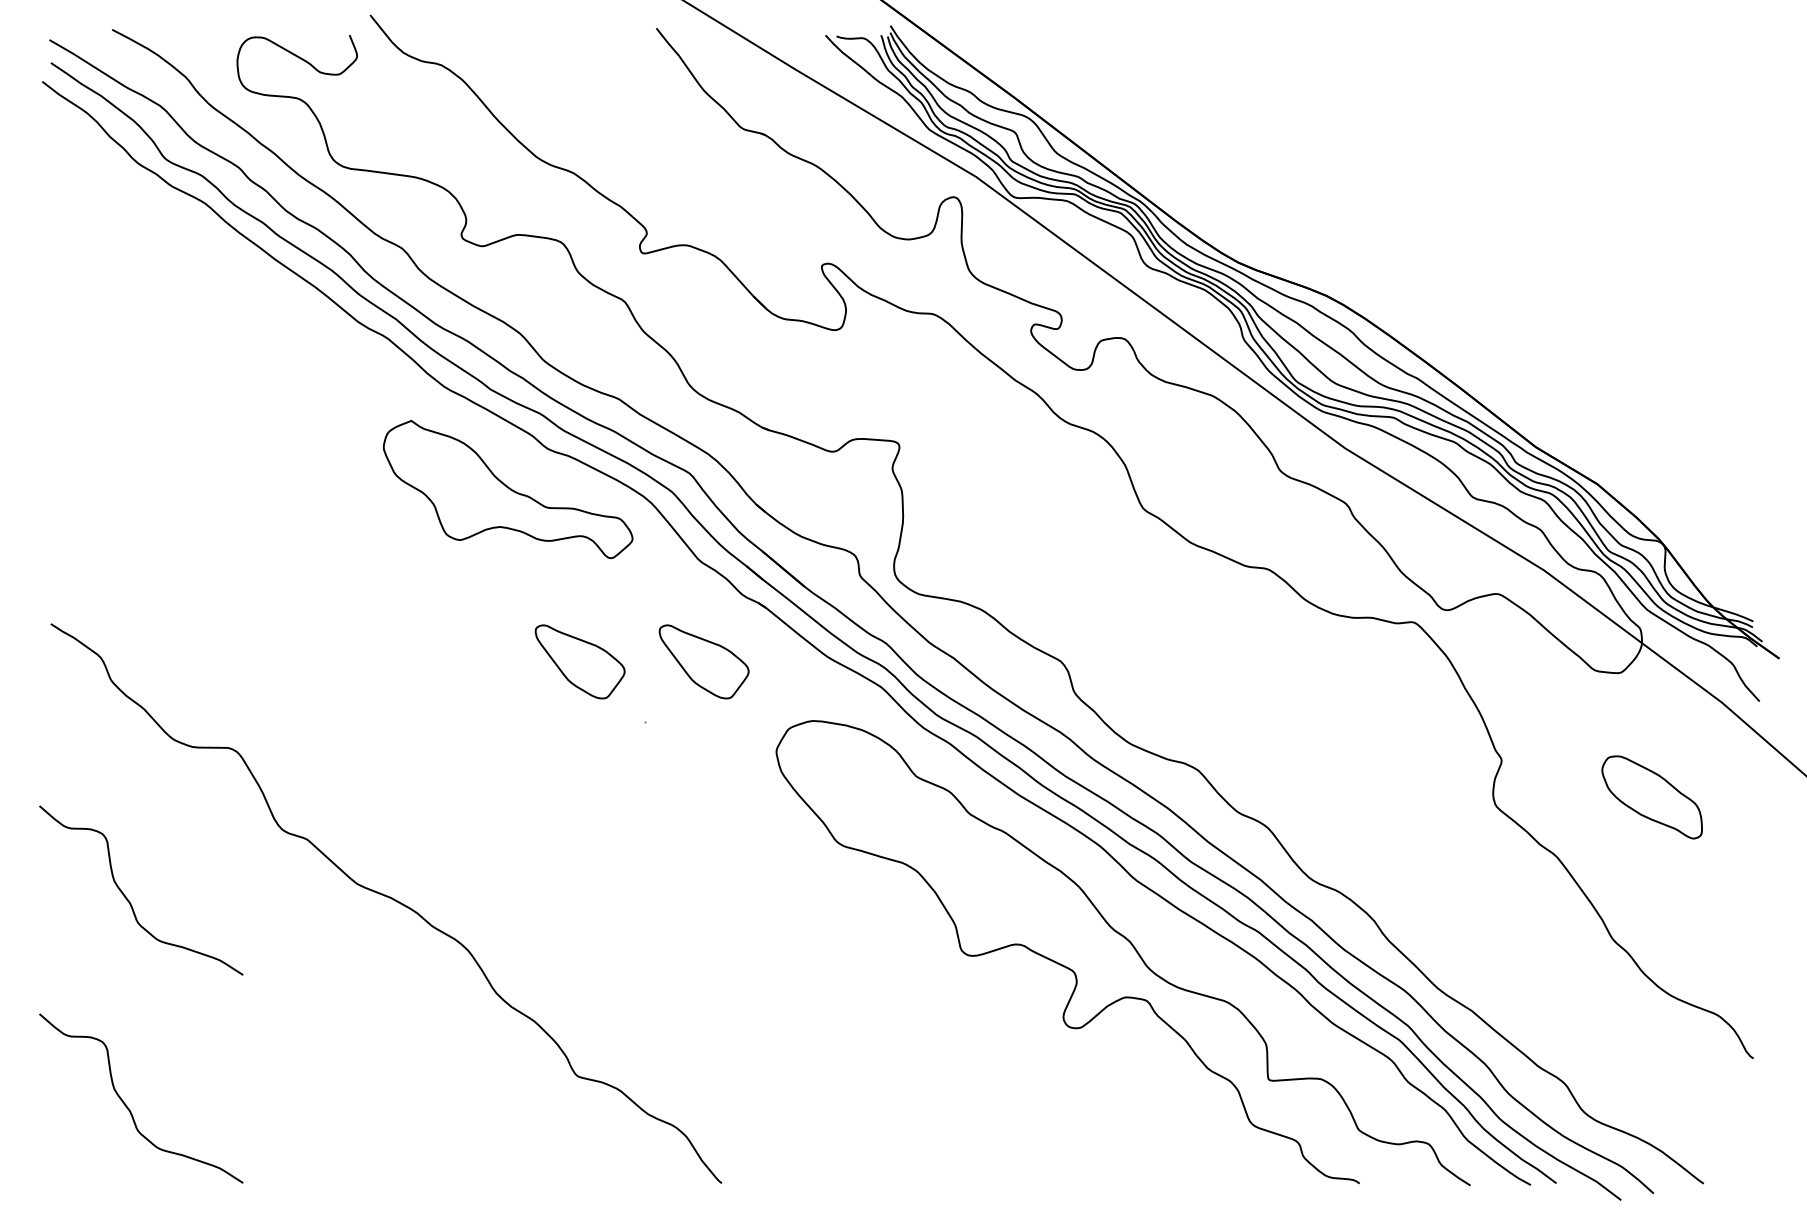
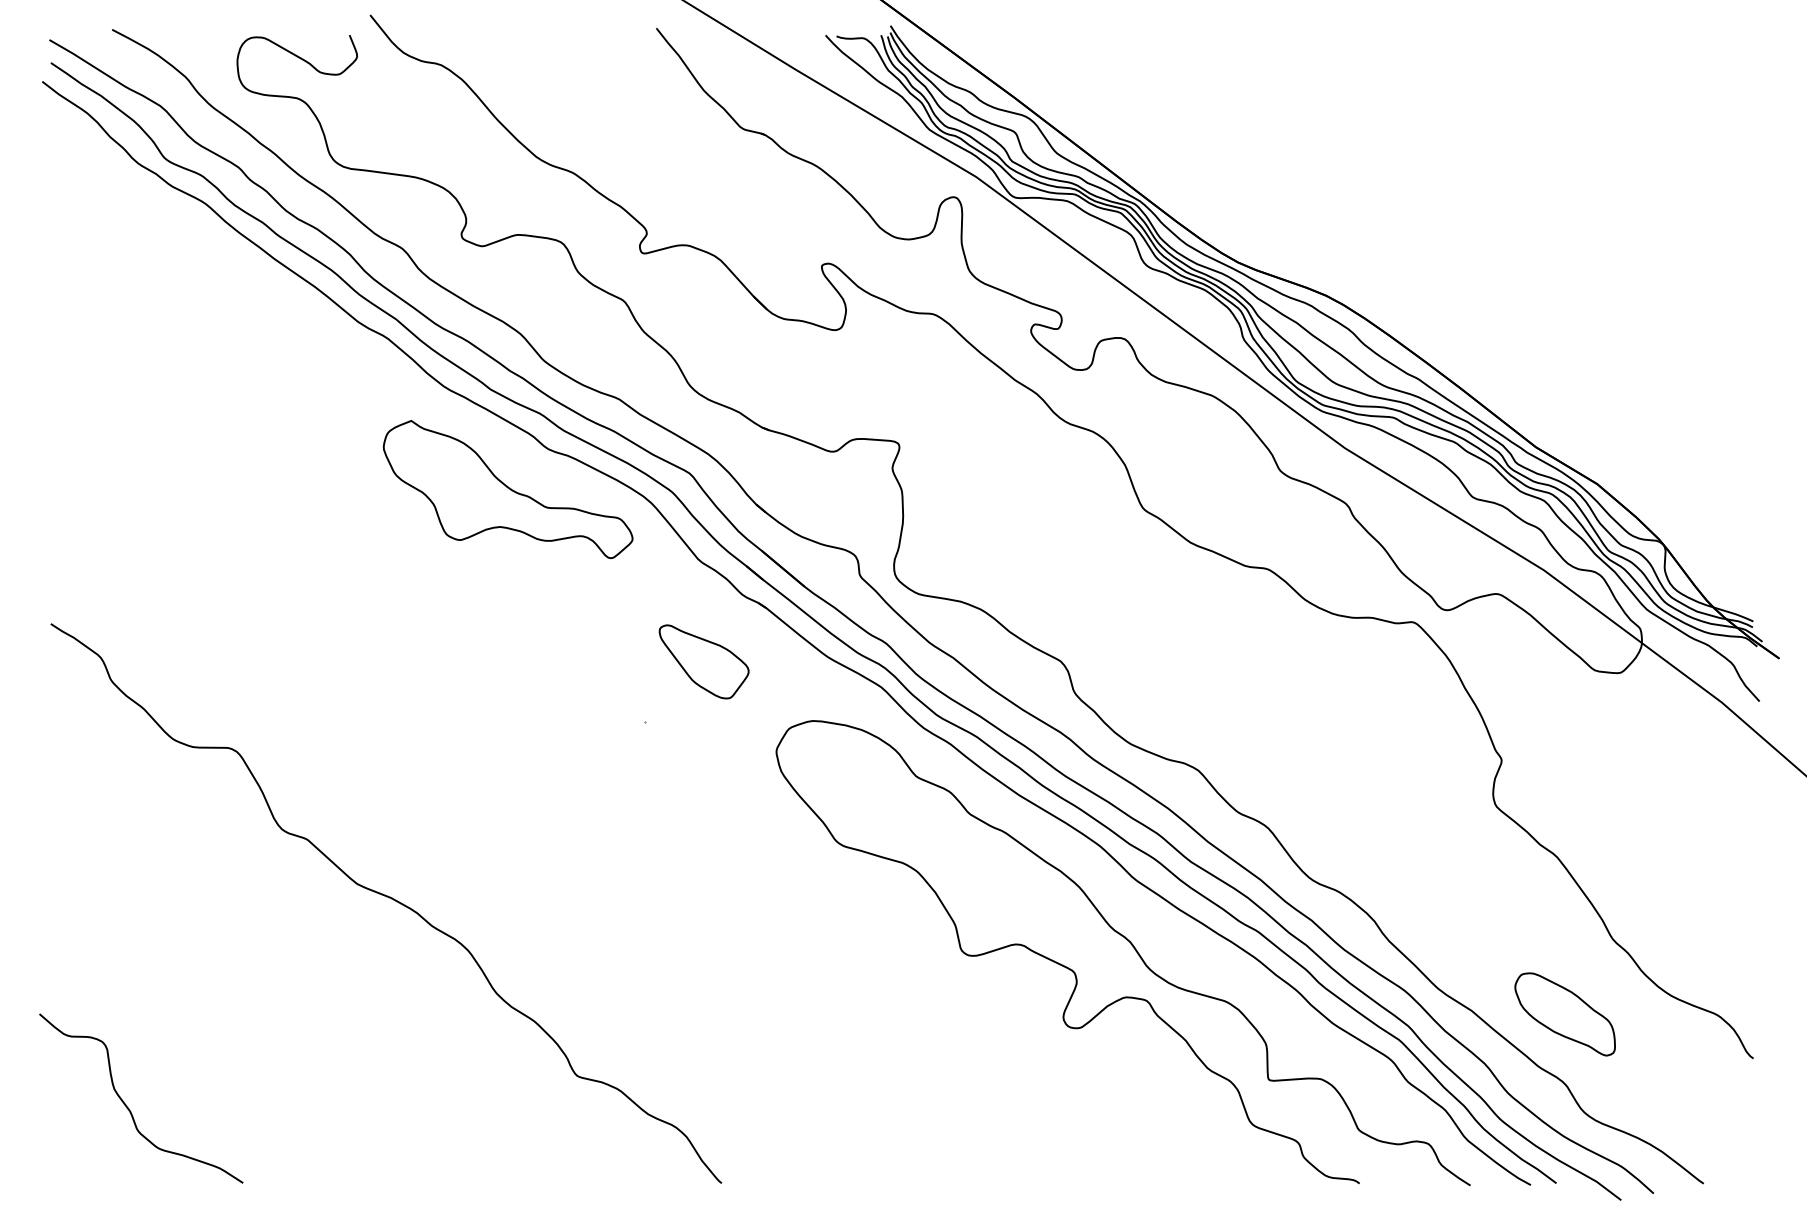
part: present -> none (579, 661)
part position: (1651, 797) -> (1564, 1014) (1564, 1014)
curve: present -> none (129, 900)
